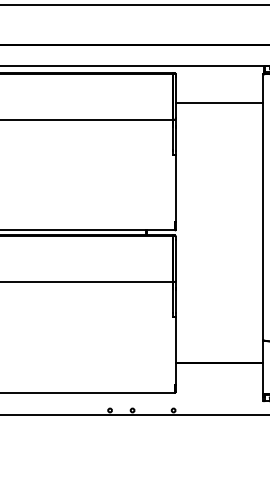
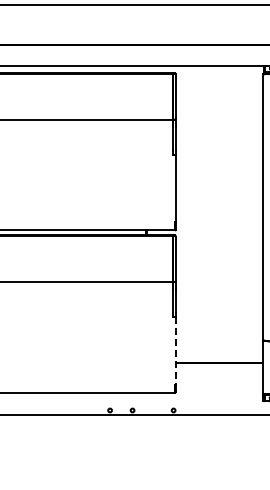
line: present -> none (219, 102)
line: solid -> dashed (175, 350)
